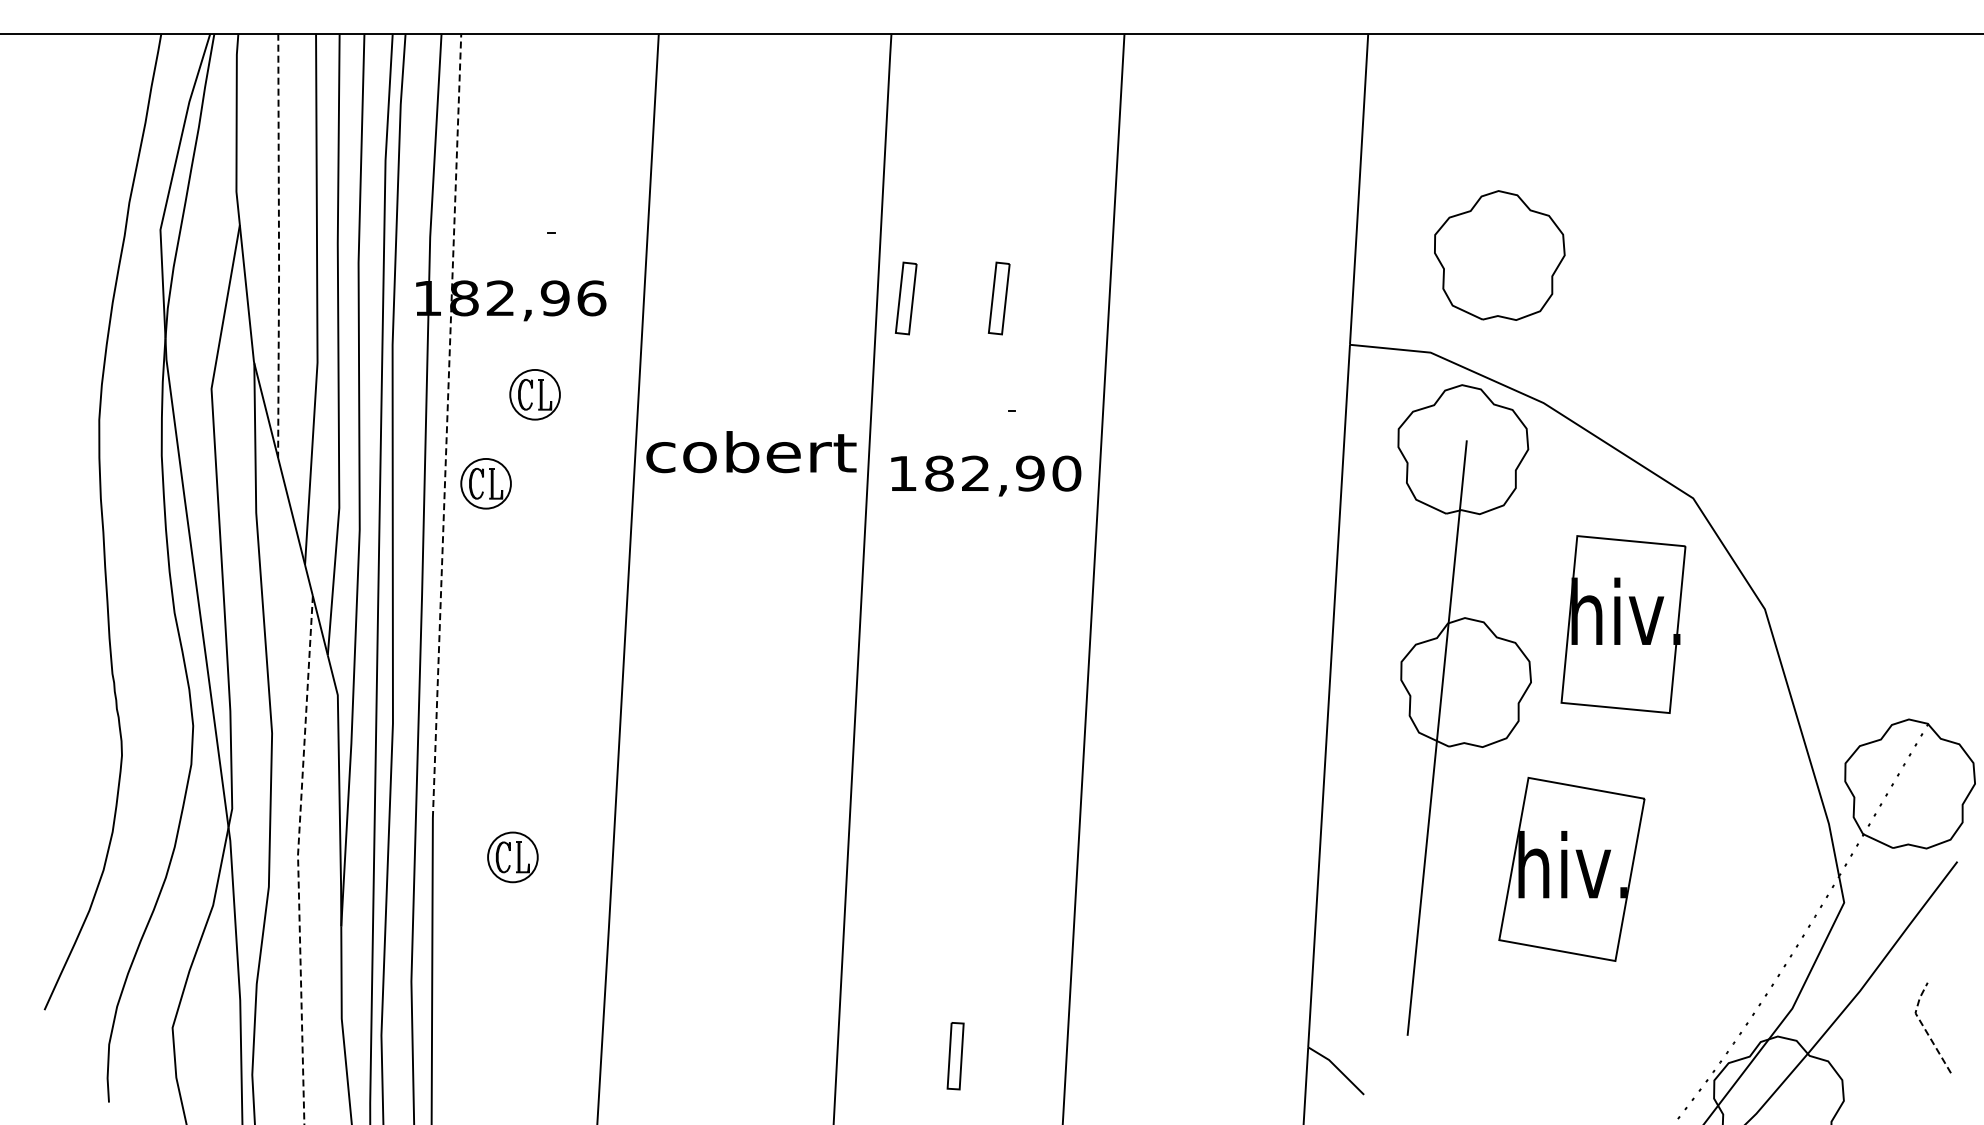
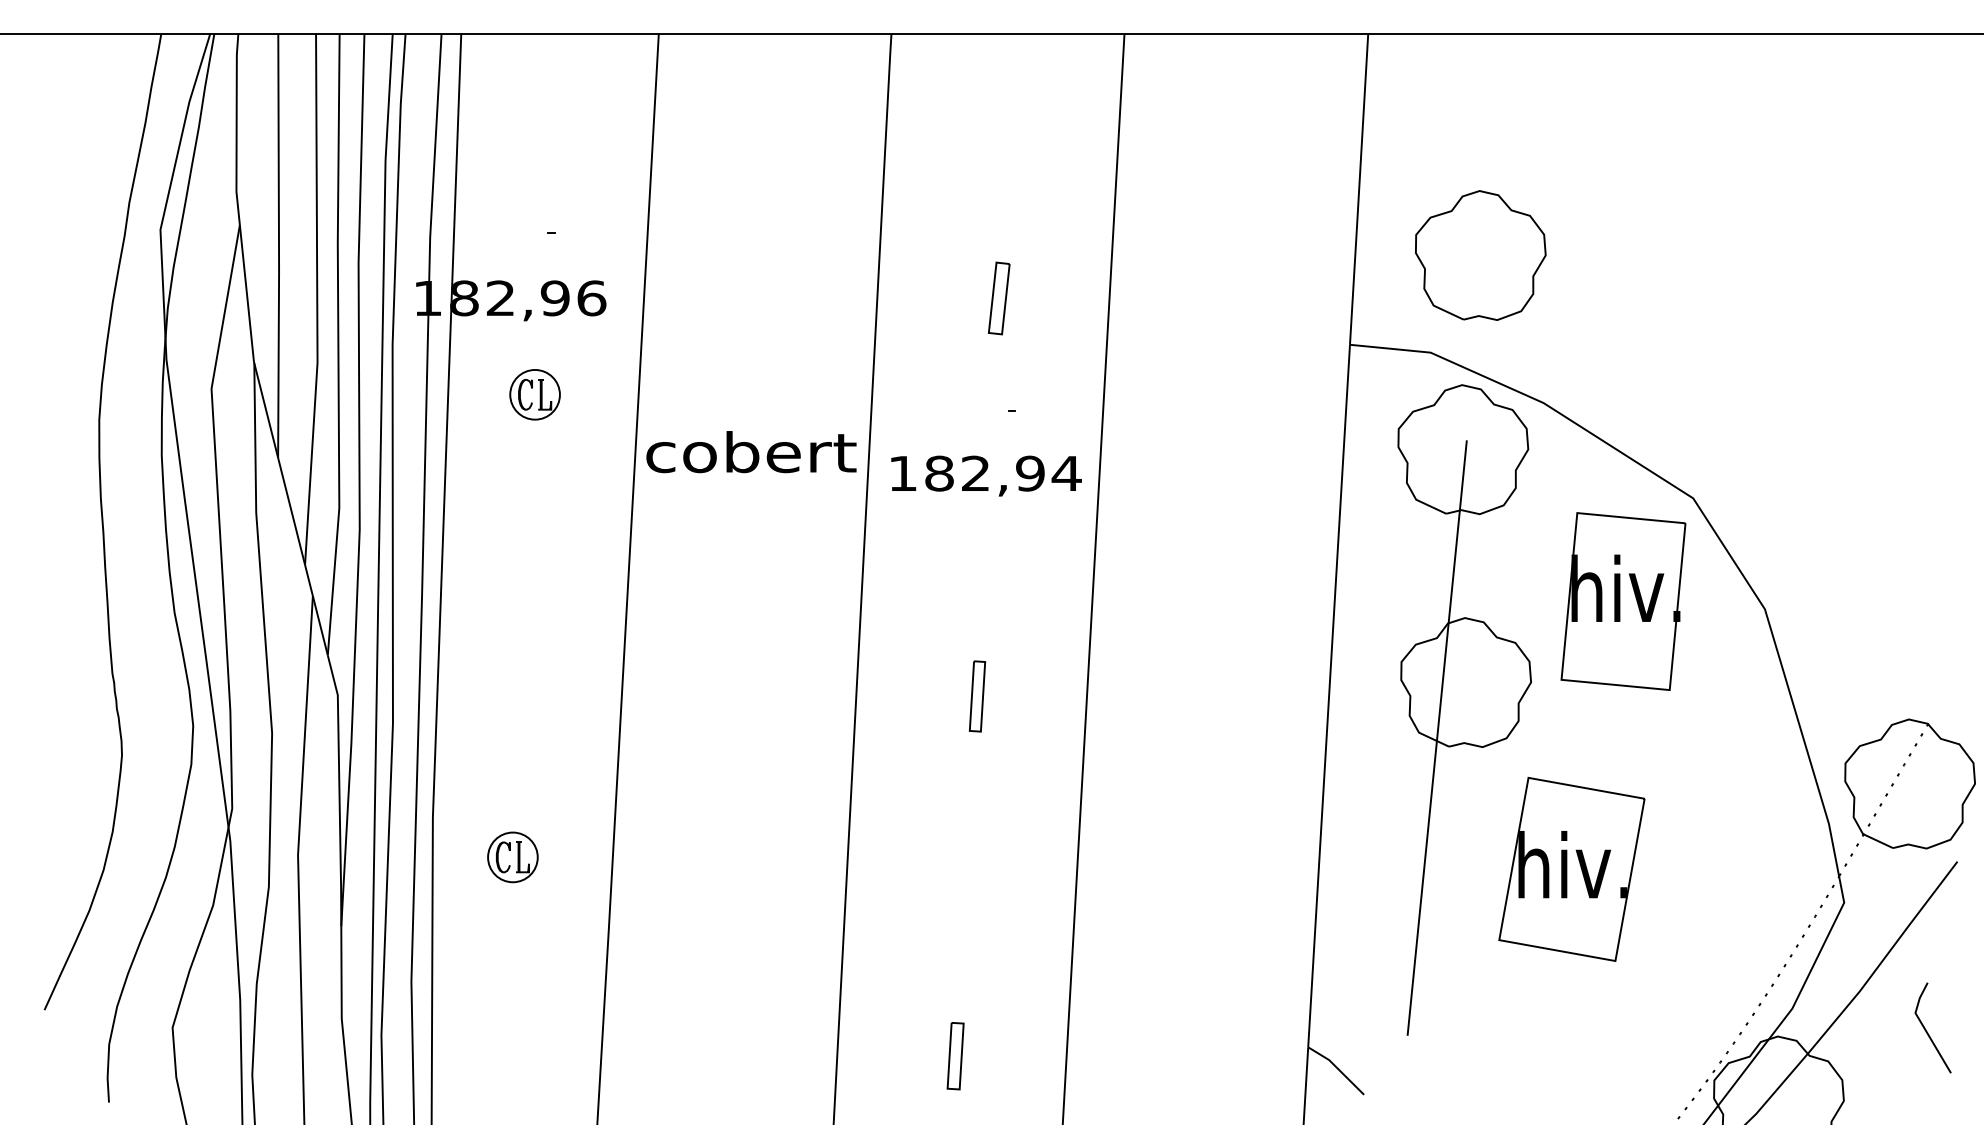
line: dashed -> solid (279, 246)
part position: (1499, 255) -> (1480, 255) (1480, 255)
part: present -> none (905, 298)
line: dashed -> solid (447, 425)
text: 182,90 -> 182,94 (1066, 473)
part: present -> none (485, 483)
part position: (1623, 624) -> (1623, 601) (1623, 601)
part: none -> present (977, 696)
line: dashed -> solid (298, 860)
line: dashed -> solid (1924, 1027)
